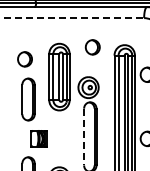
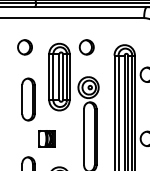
line: dashed -> solid (72, 18)
part position: (92, 47) -> (86, 47) (86, 47)
part position: (24, 59) -> (24, 47) (24, 47)
line: dashed -> solid (84, 137)
part position: (38, 138) -> (46, 138) (46, 138)
